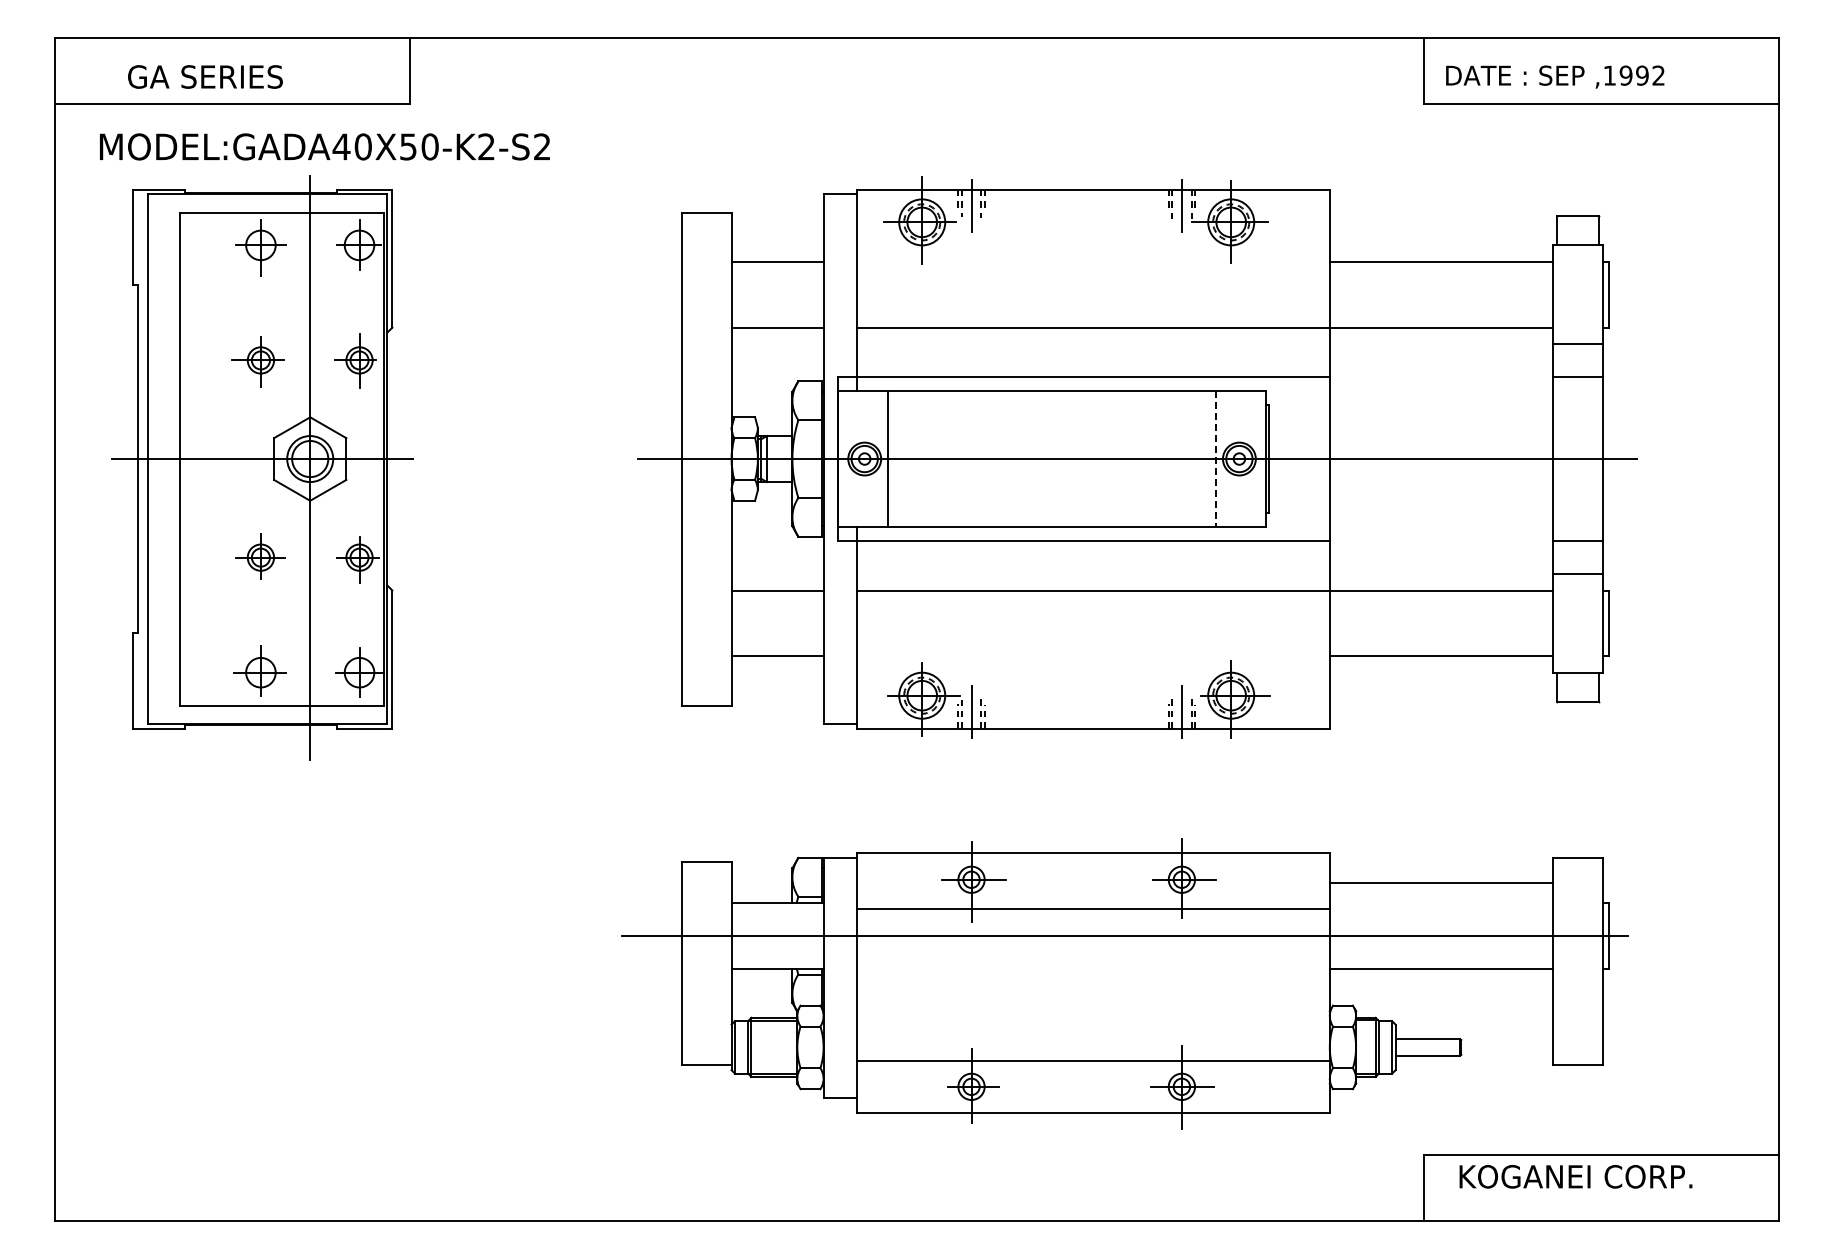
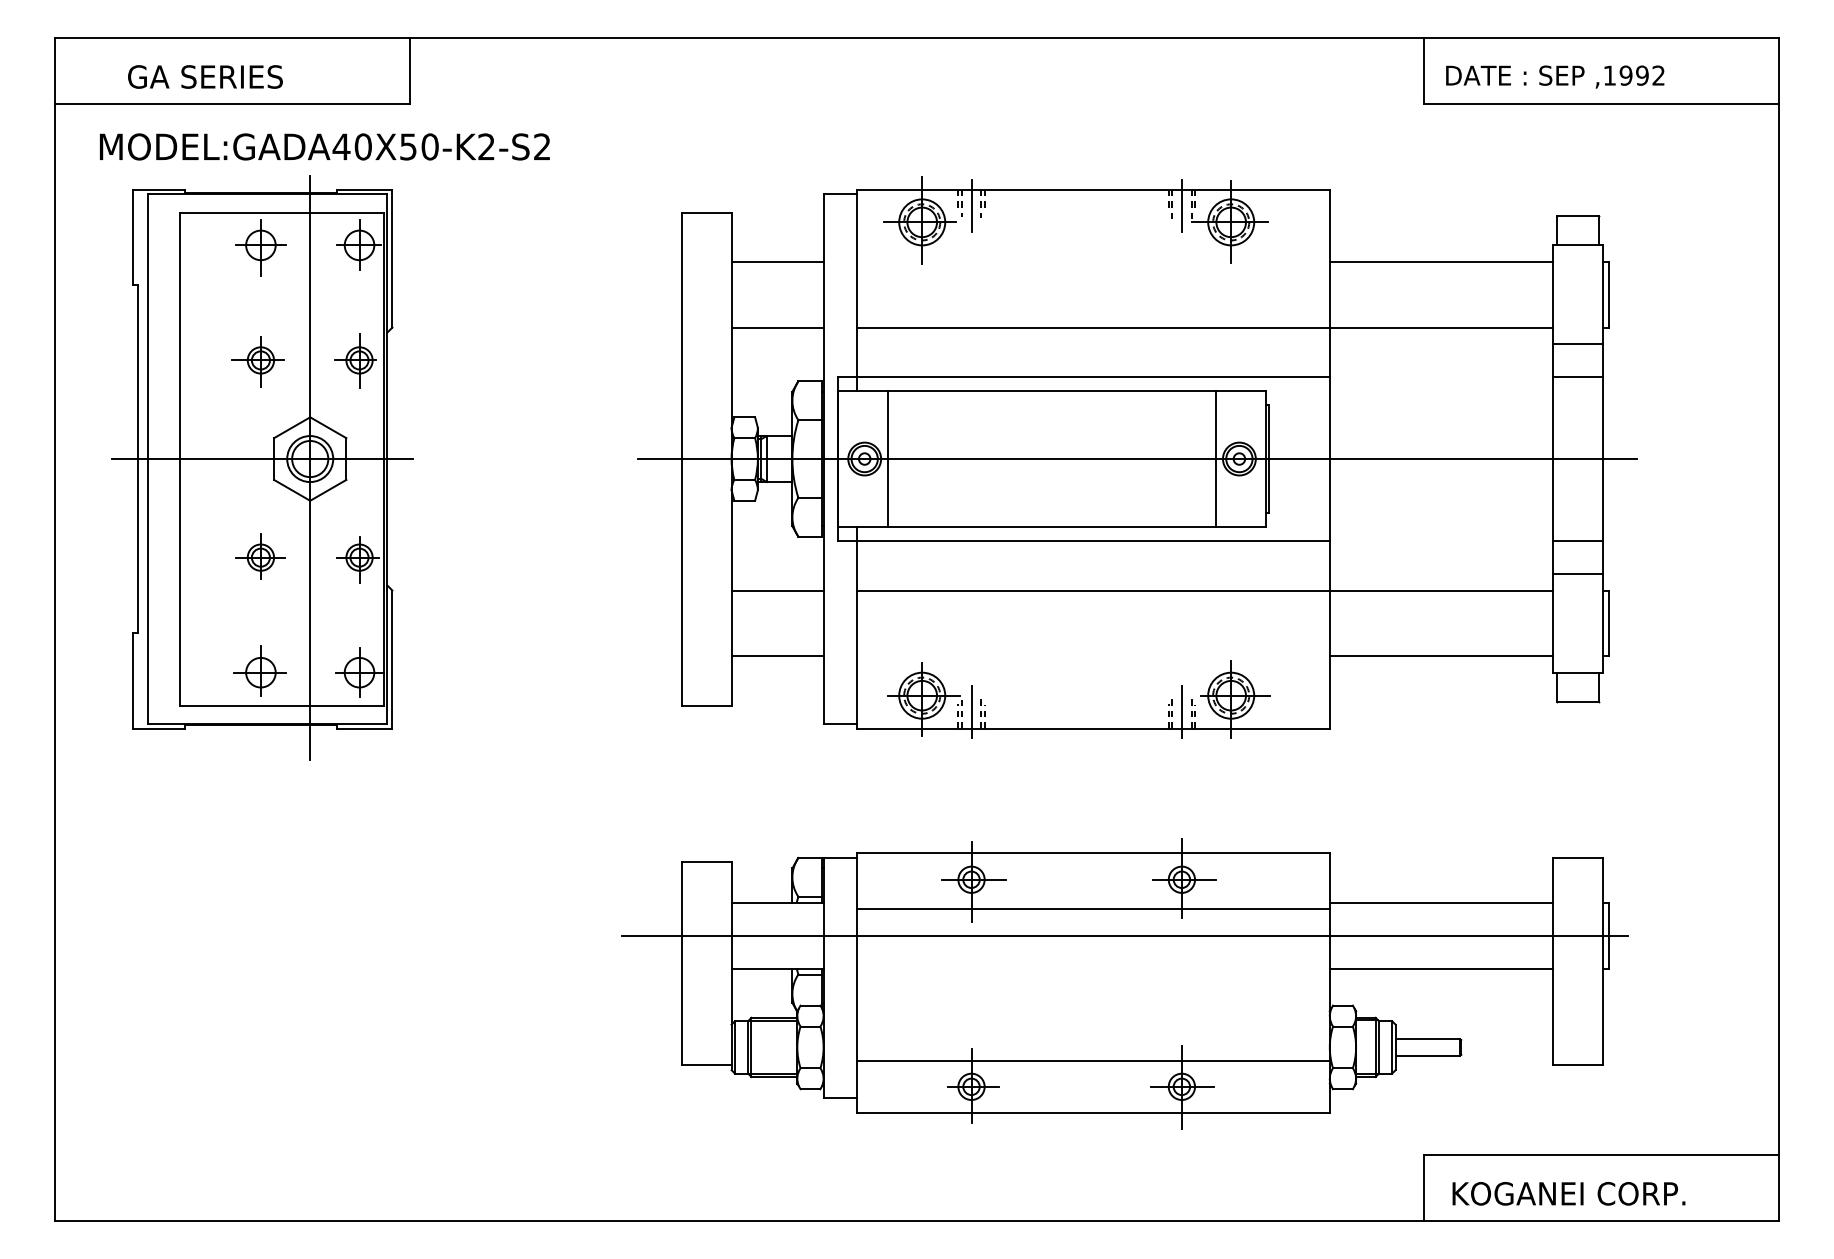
line: dashed -> solid (1216, 459)
line position: (1441, 882) -> (1441, 902) (1441, 902)
text position: (1575, 1176) -> (1568, 1193) (1568, 1193)
